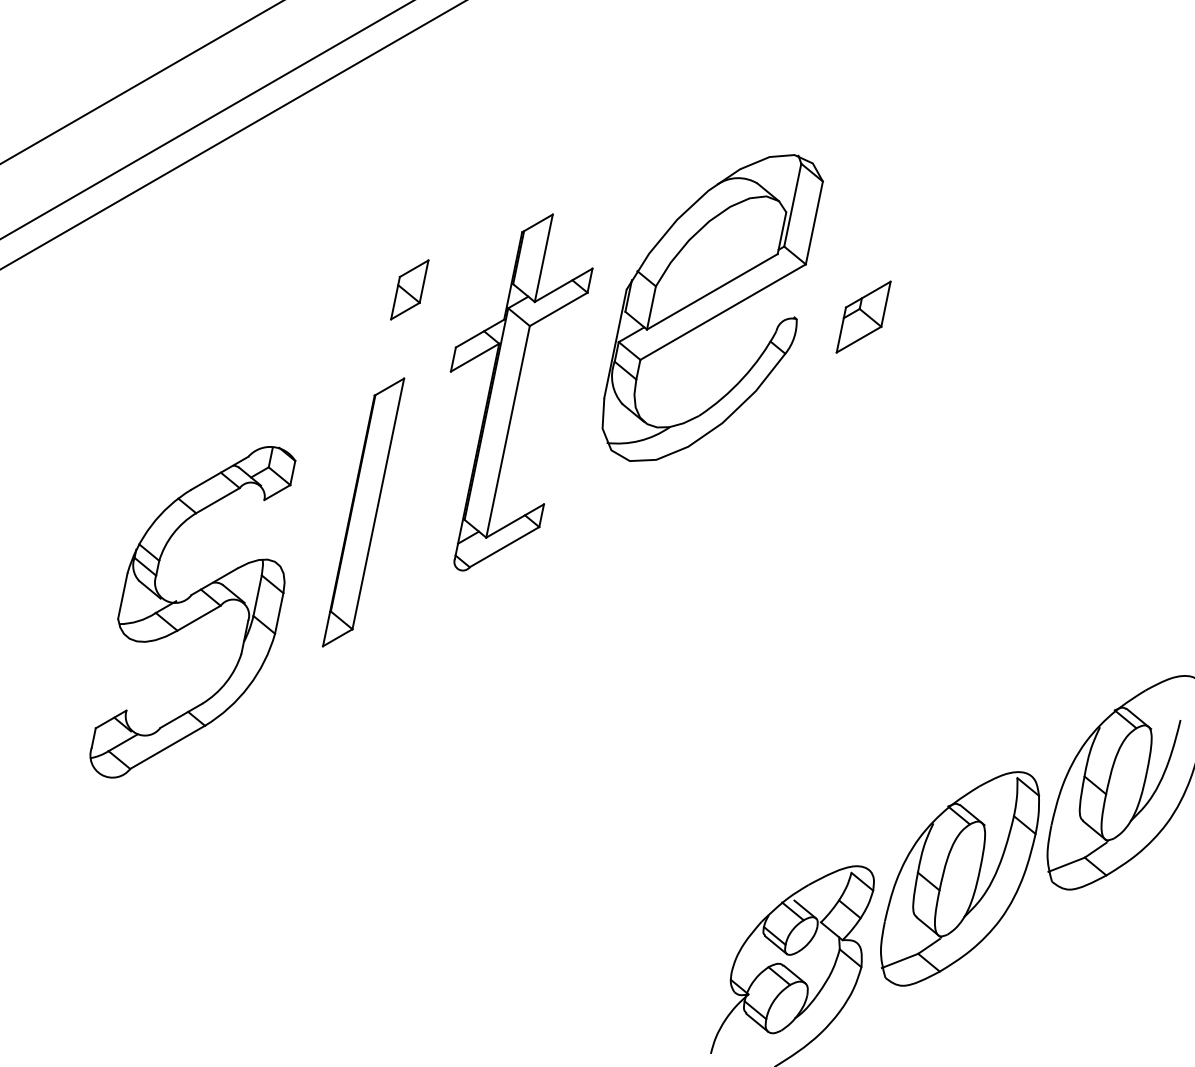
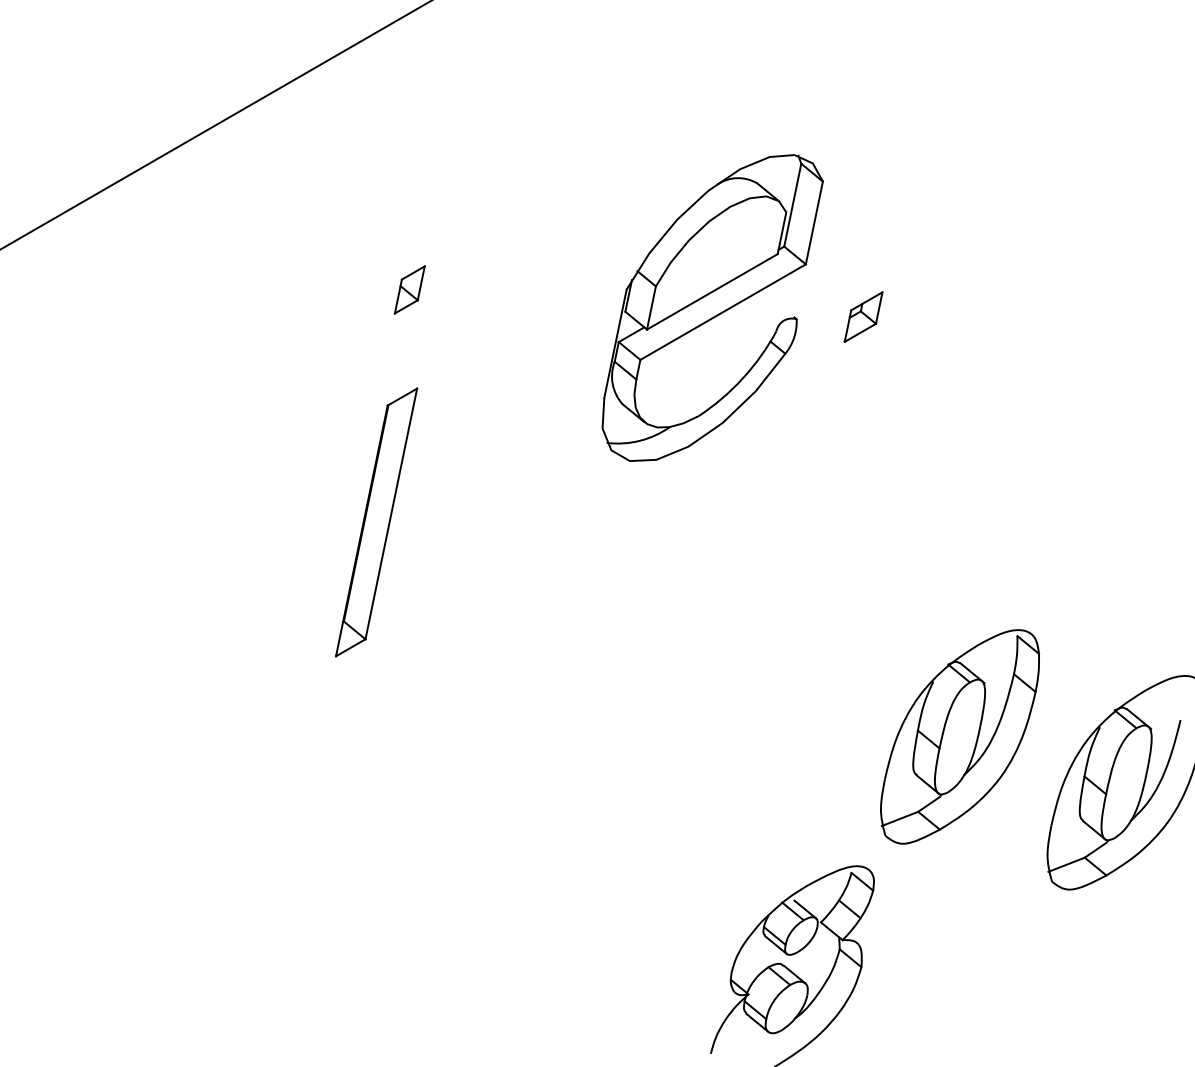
line: present -> none (141, 82)
line position: (206, 119) -> (215, 125) (215, 125)
line: present -> none (232, 135)
part size: 40x62 px -> 33x50 px (409, 289)
part size: 57x74 px -> 41x52 px (863, 316)
part: present -> none (521, 392)
part position: (363, 512) -> (376, 522) (376, 522)
part: present -> none (192, 612)
part position: (960, 878) -> (960, 736) (960, 736)
